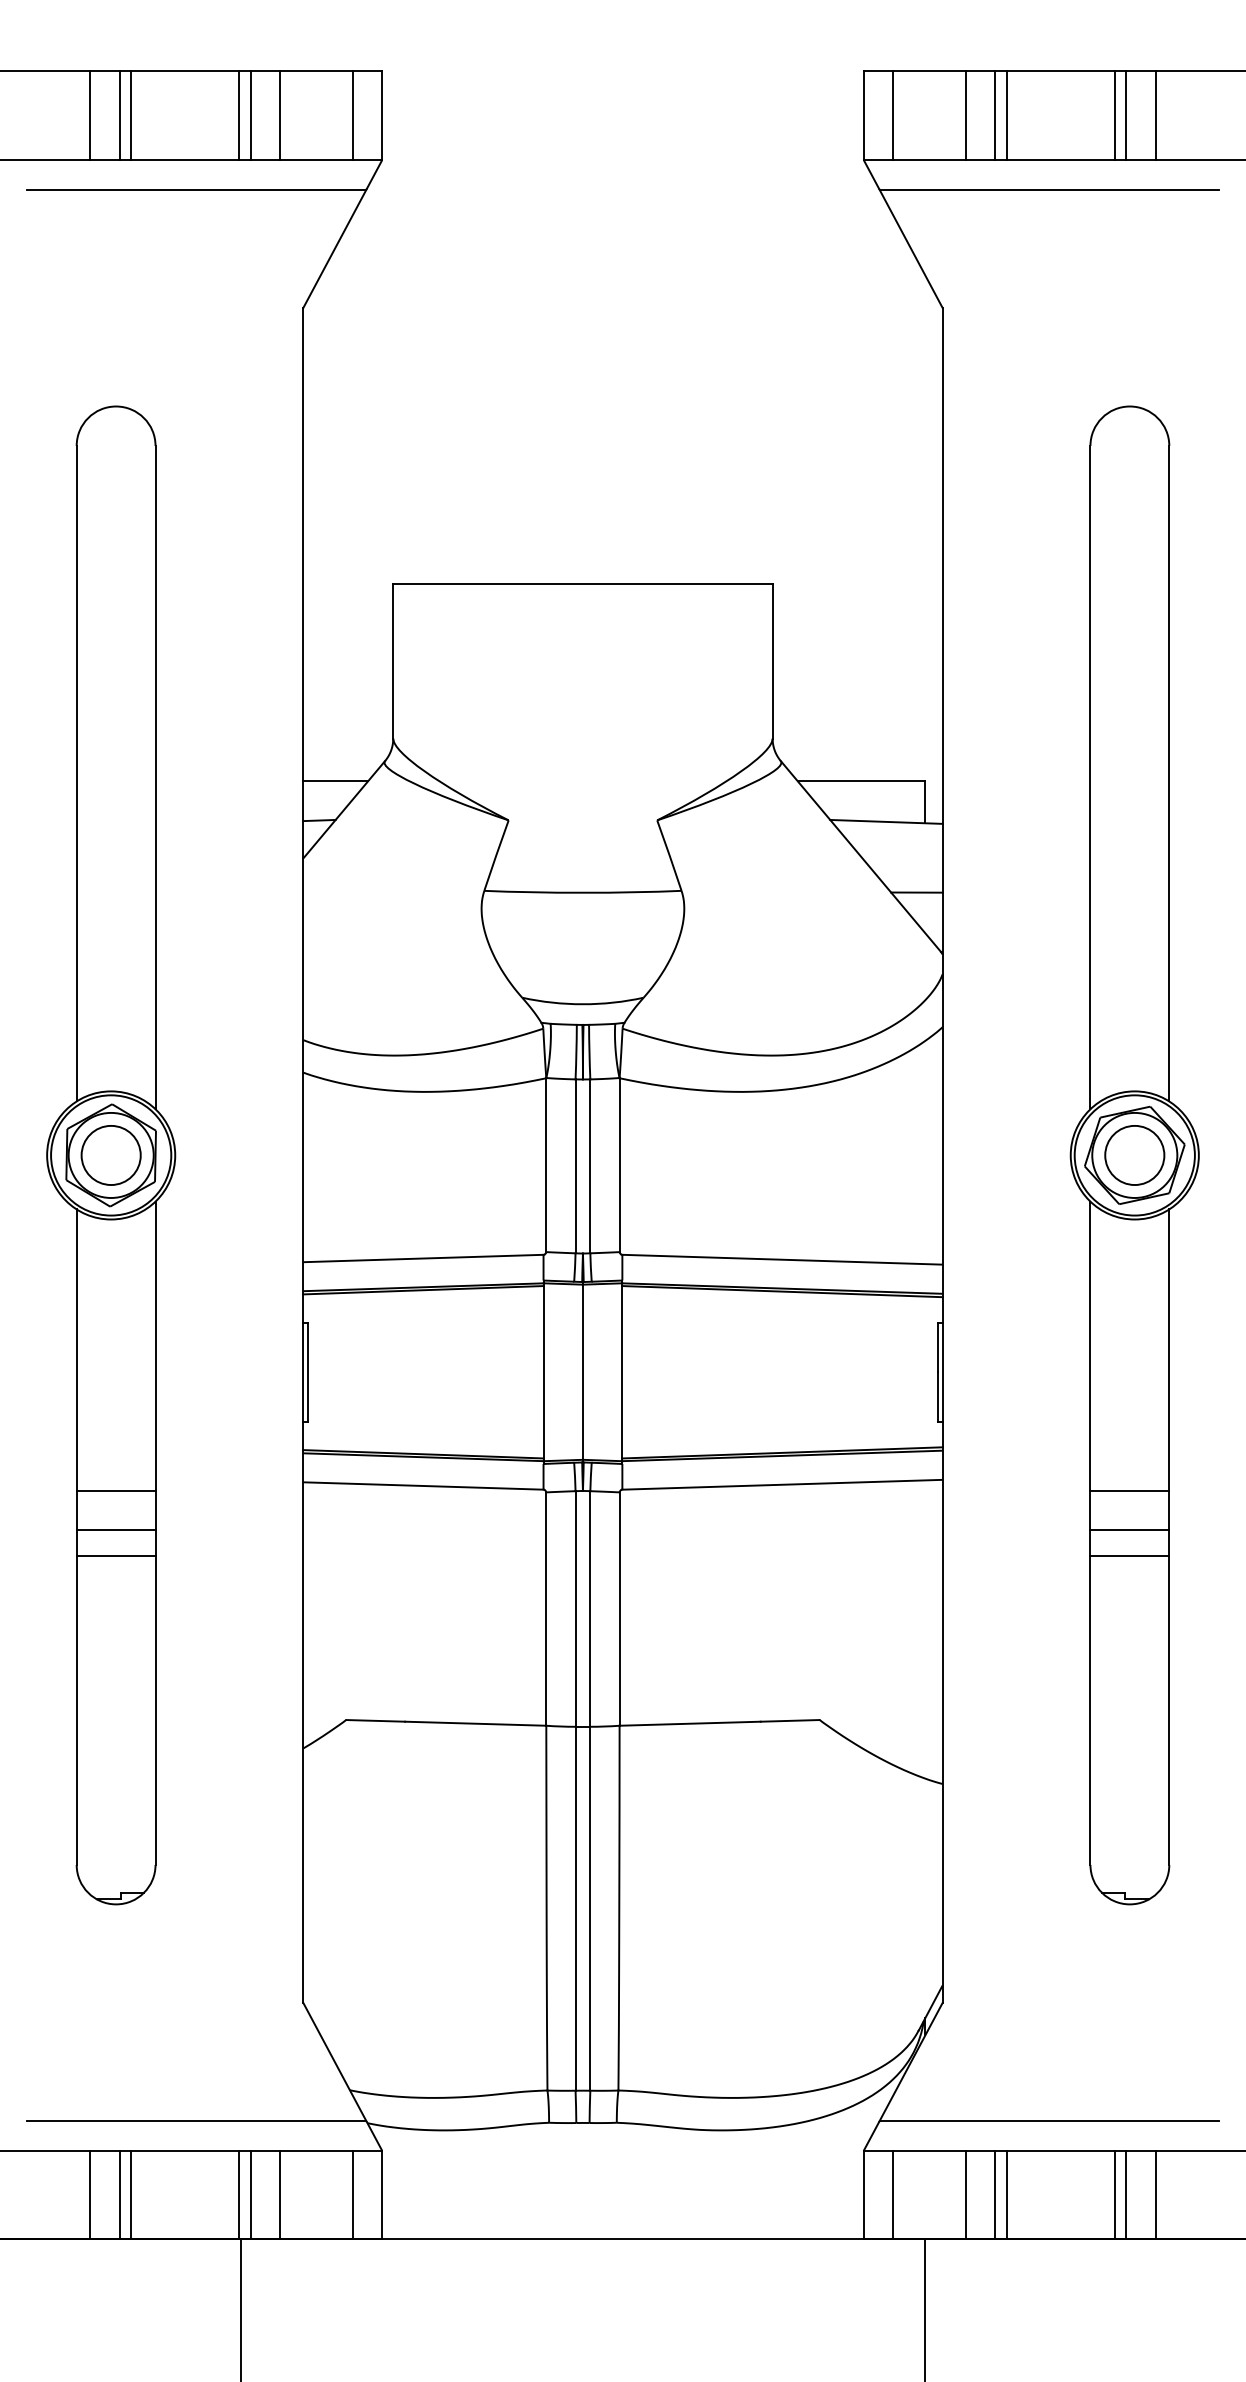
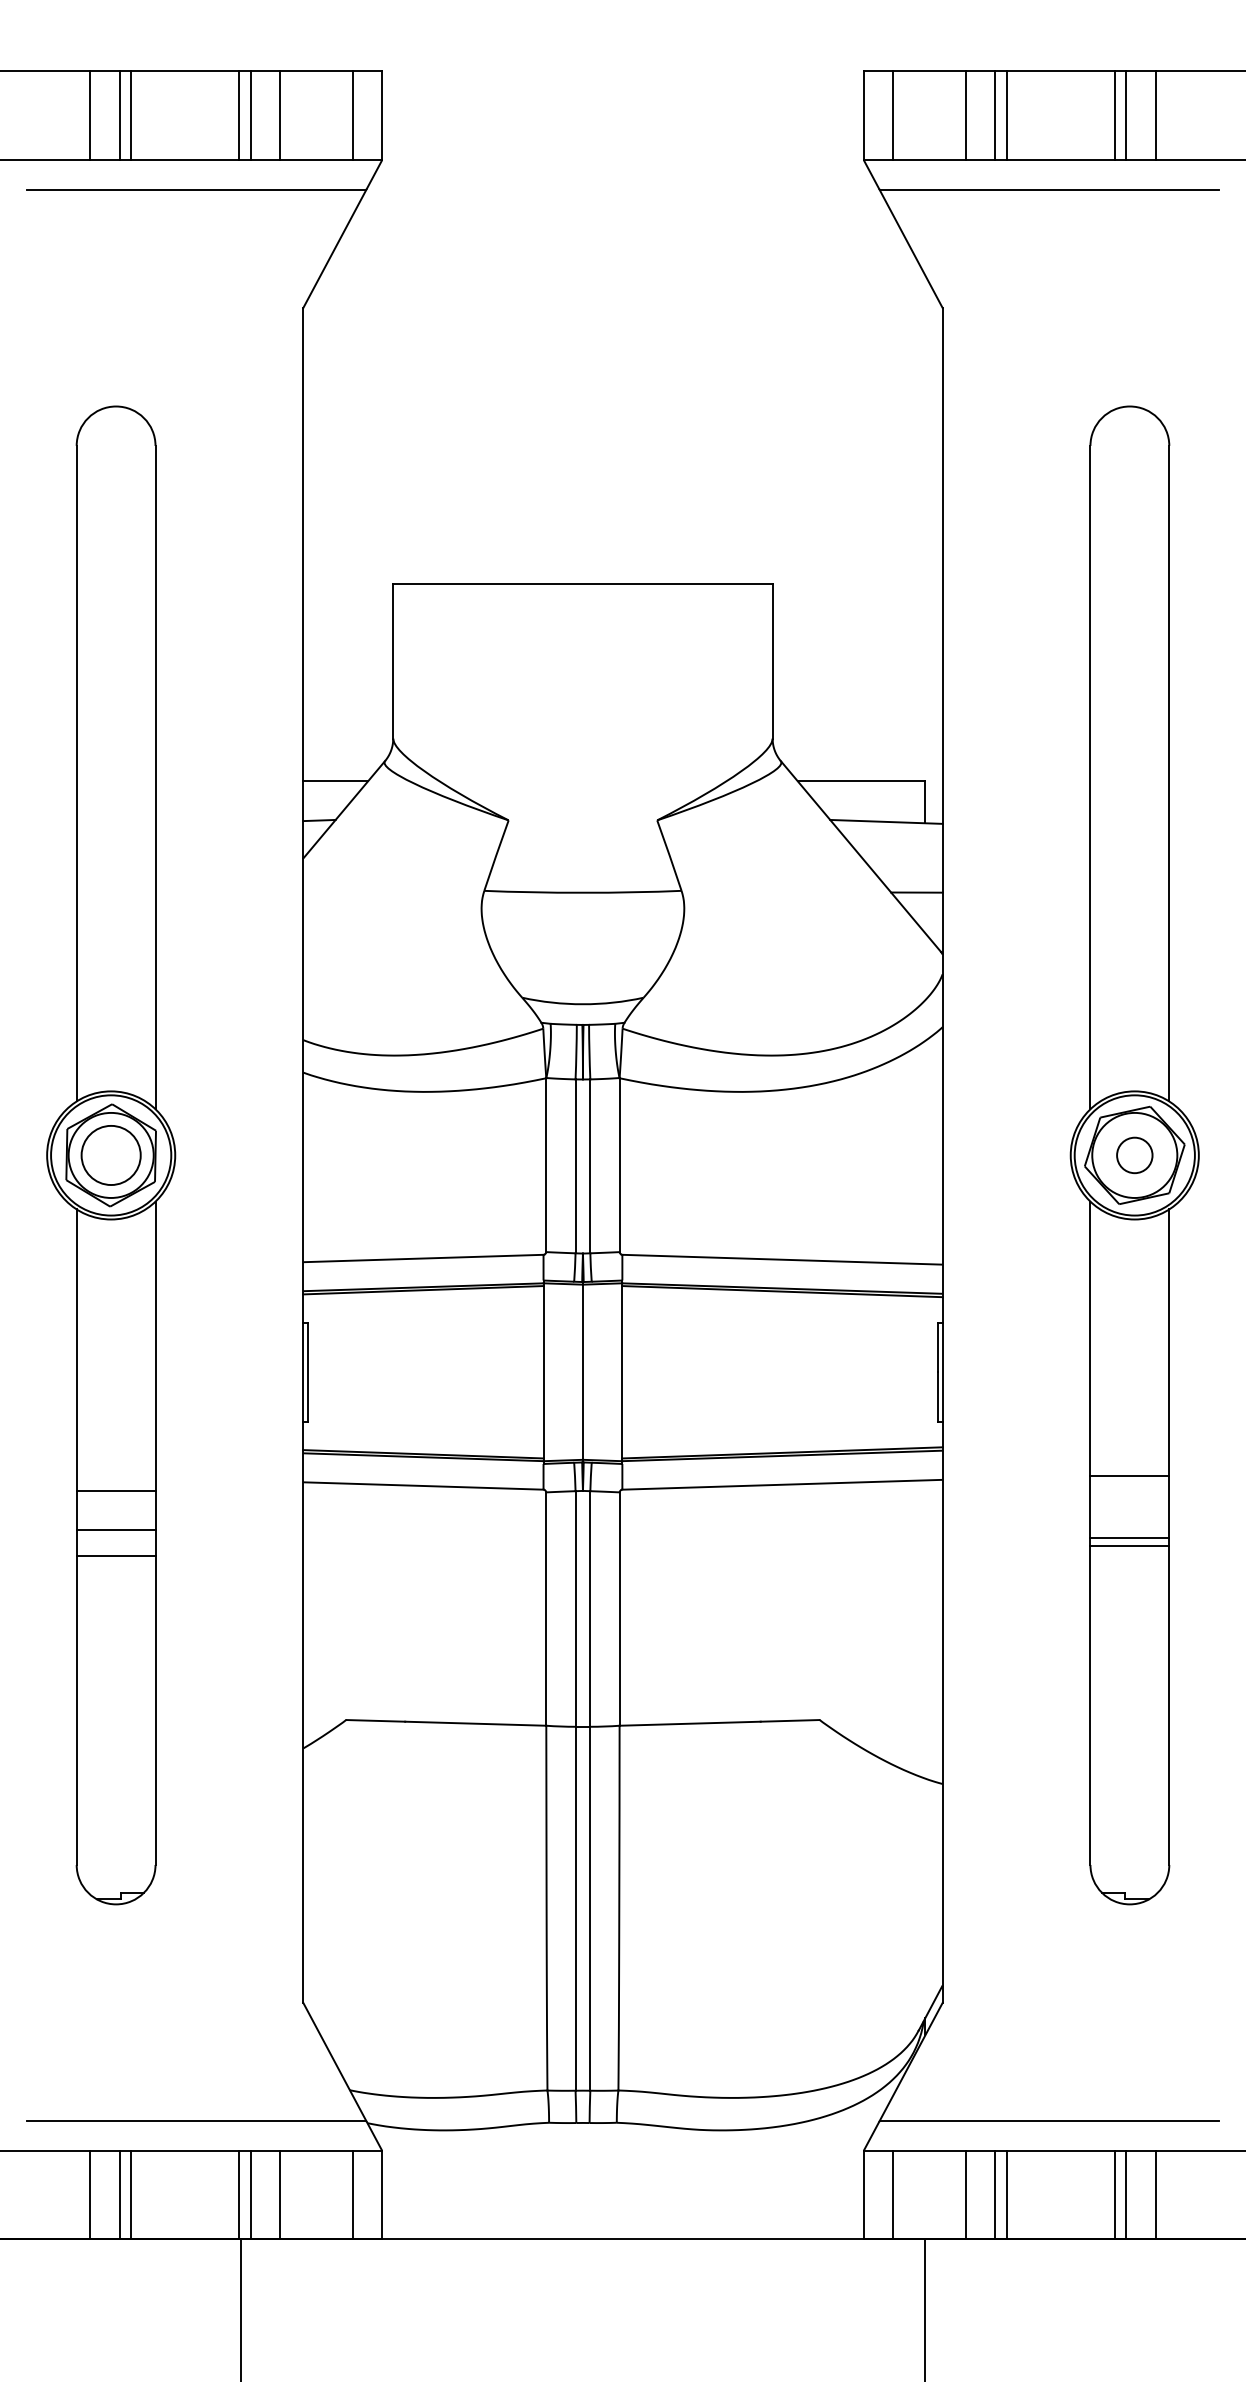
circle diameter: 59 px -> 35 px (1134, 1155)
line position: (1129, 1490) -> (1129, 1475) (1129, 1475)
line position: (1129, 1529) -> (1129, 1545) (1129, 1545)
line position: (1129, 1555) -> (1129, 1537) (1129, 1537)
